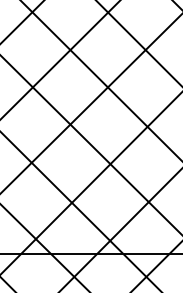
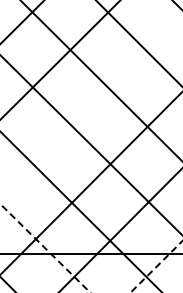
line: present -> none (90, 104)
line: solid -> dashed (45, 248)
line: solid -> dashed (156, 266)
